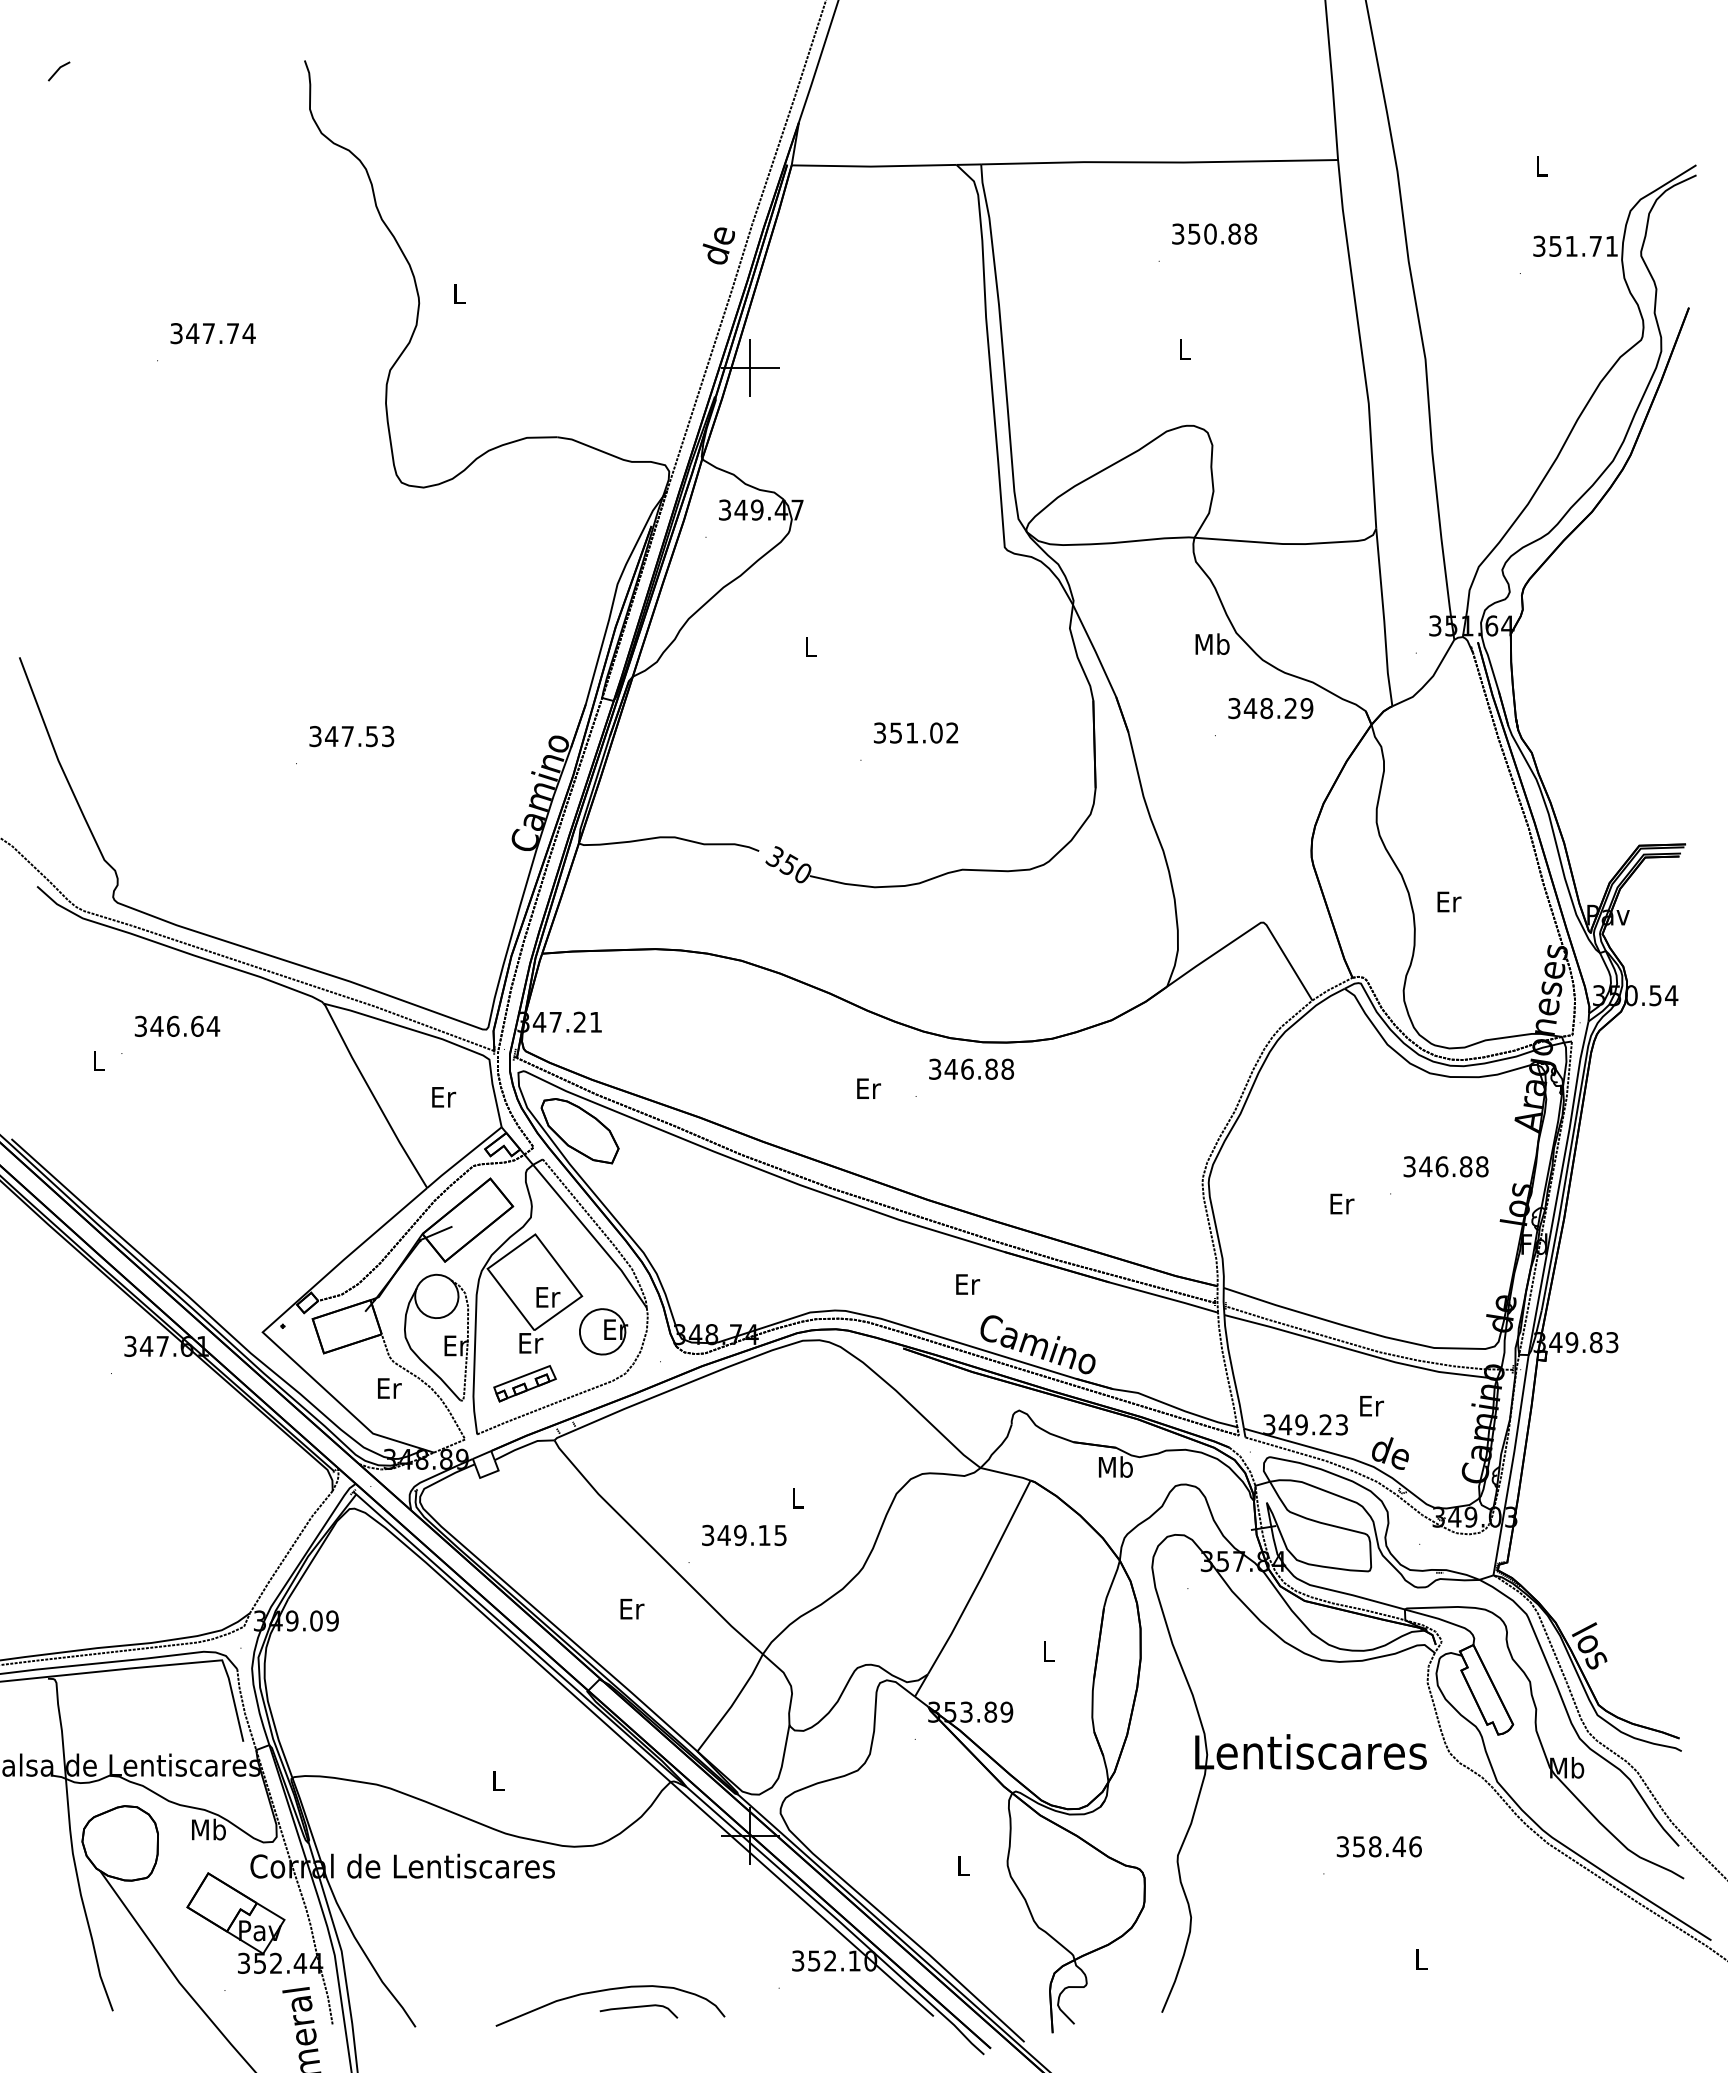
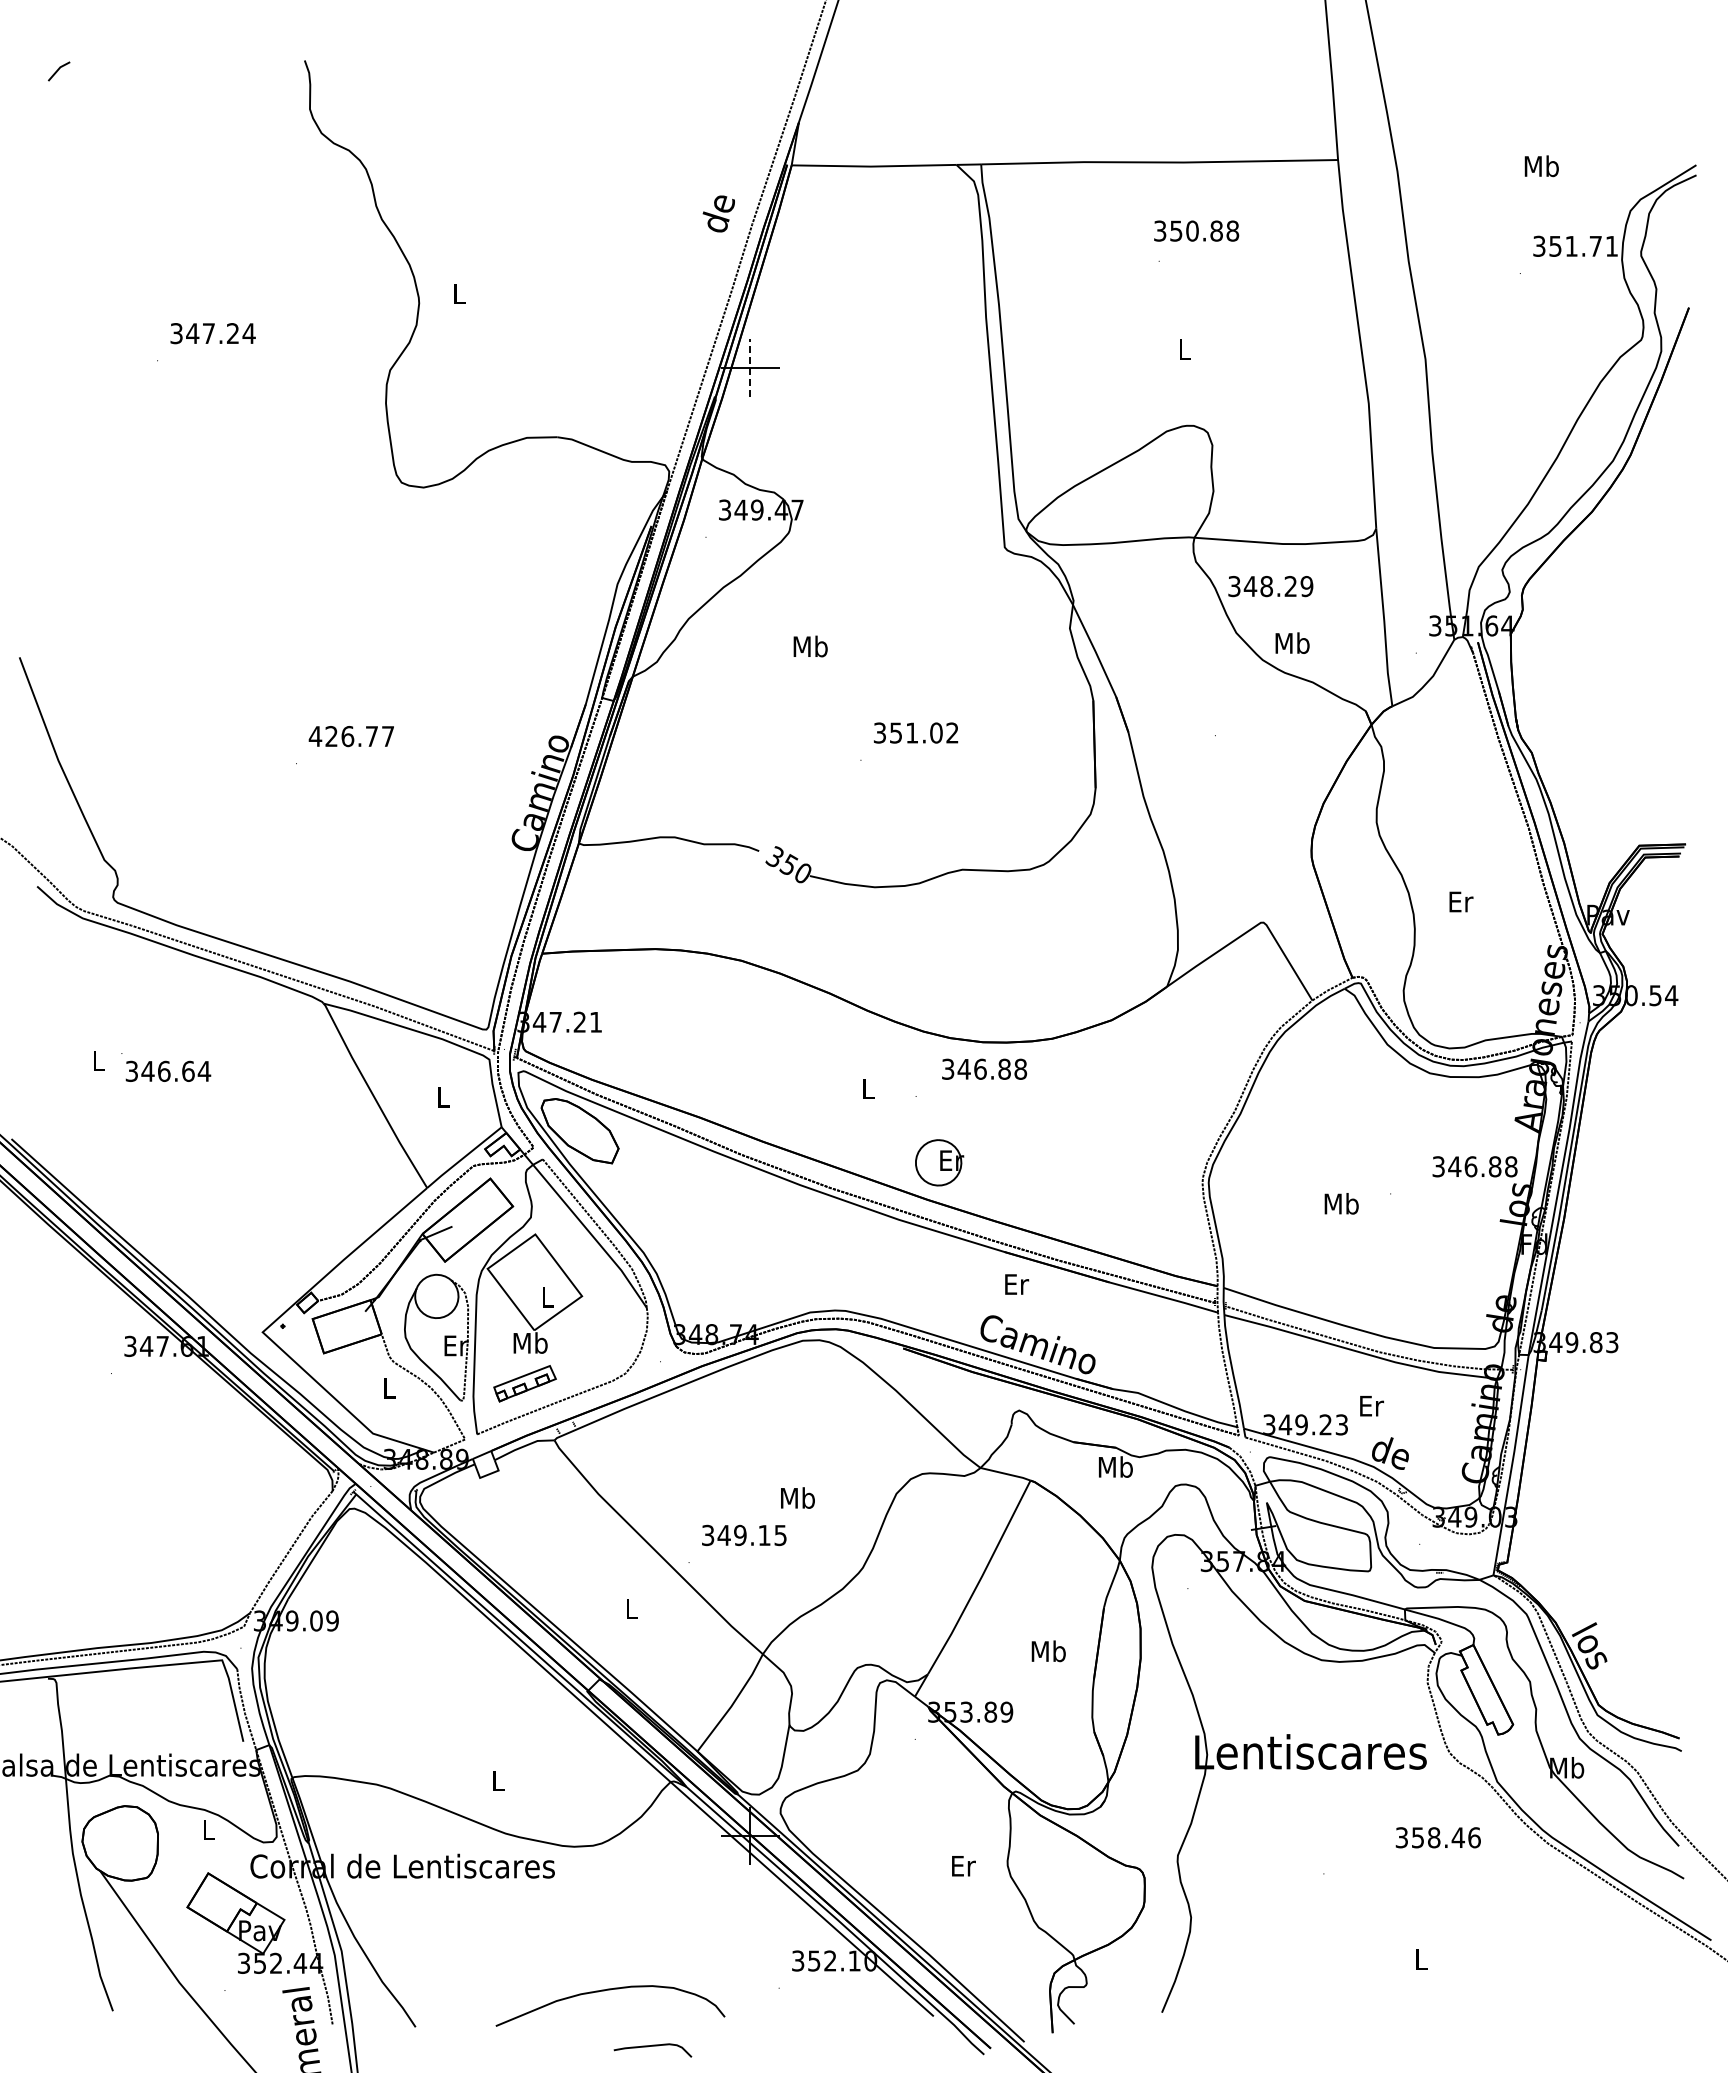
text: L -> Mb (1541, 166)
text position: (1214, 233) -> (1196, 230) (1196, 230)
text position: (718, 245) -> (718, 213) (718, 213)
text: 347.74 -> 347.24 (232, 333)
line: solid -> dashed (750, 367)
text position: (1212, 643) -> (1292, 642) (1292, 642)
text: L -> Mb (810, 646)
text position: (1270, 708) -> (1270, 586) (1270, 586)
text: 347.53 -> 426.77 (351, 736)
text position: (1449, 901) -> (1461, 901) (1461, 901)
text position: (177, 1025) -> (168, 1070) (168, 1070)
text position: (971, 1068) -> (984, 1068) (984, 1068)
text: Er -> L (869, 1088)
text: Er -> L (444, 1097)
text position: (1445, 1166) -> (1474, 1166) (1474, 1166)
text: Er -> Mb (1341, 1203)
text position: (968, 1284) -> (1017, 1284) (1017, 1284)
text: Er -> L (548, 1297)
part position: (603, 1331) -> (939, 1162) (939, 1162)
text: Er -> Mb (530, 1342)
text: Er -> L (389, 1388)
text: L -> Mb (797, 1497)
text: Er -> L (632, 1608)
text: L -> Mb (1048, 1651)
text: Mb -> L (208, 1829)
text position: (1378, 1846) -> (1437, 1837) (1437, 1837)
text: L -> Er (963, 1866)
curve position: (638, 2007) -> (652, 2046) (652, 2046)
